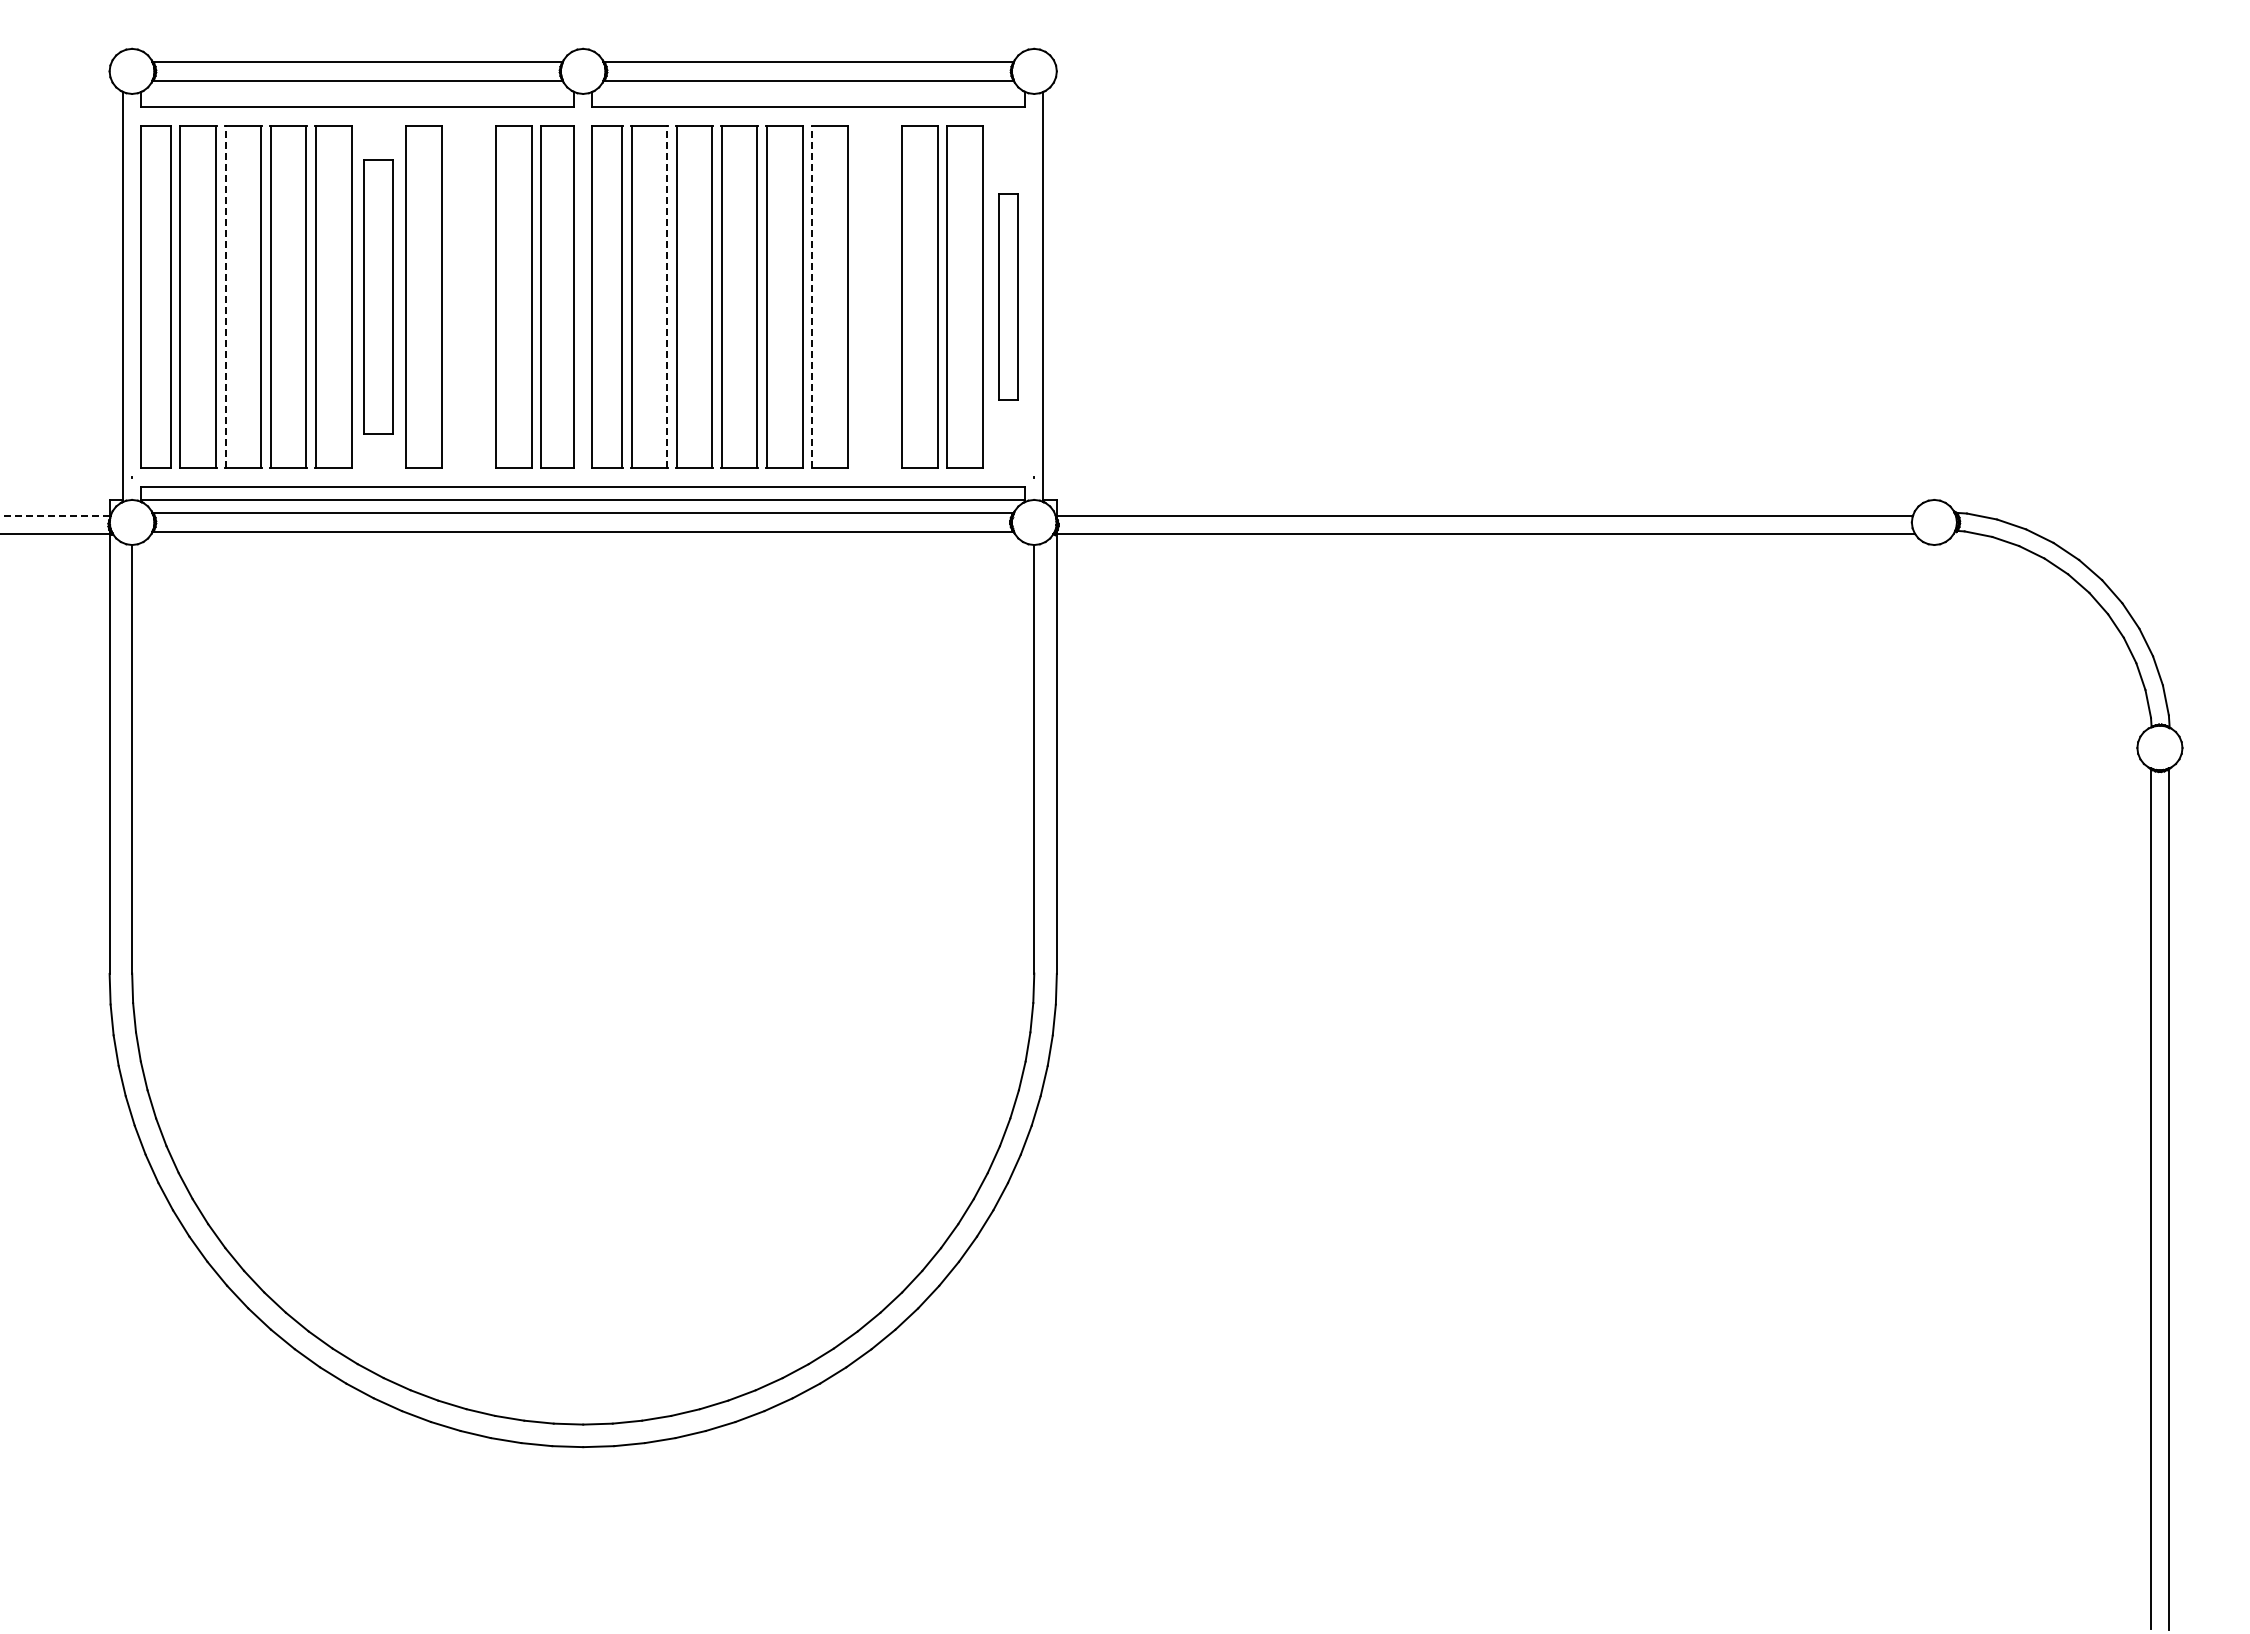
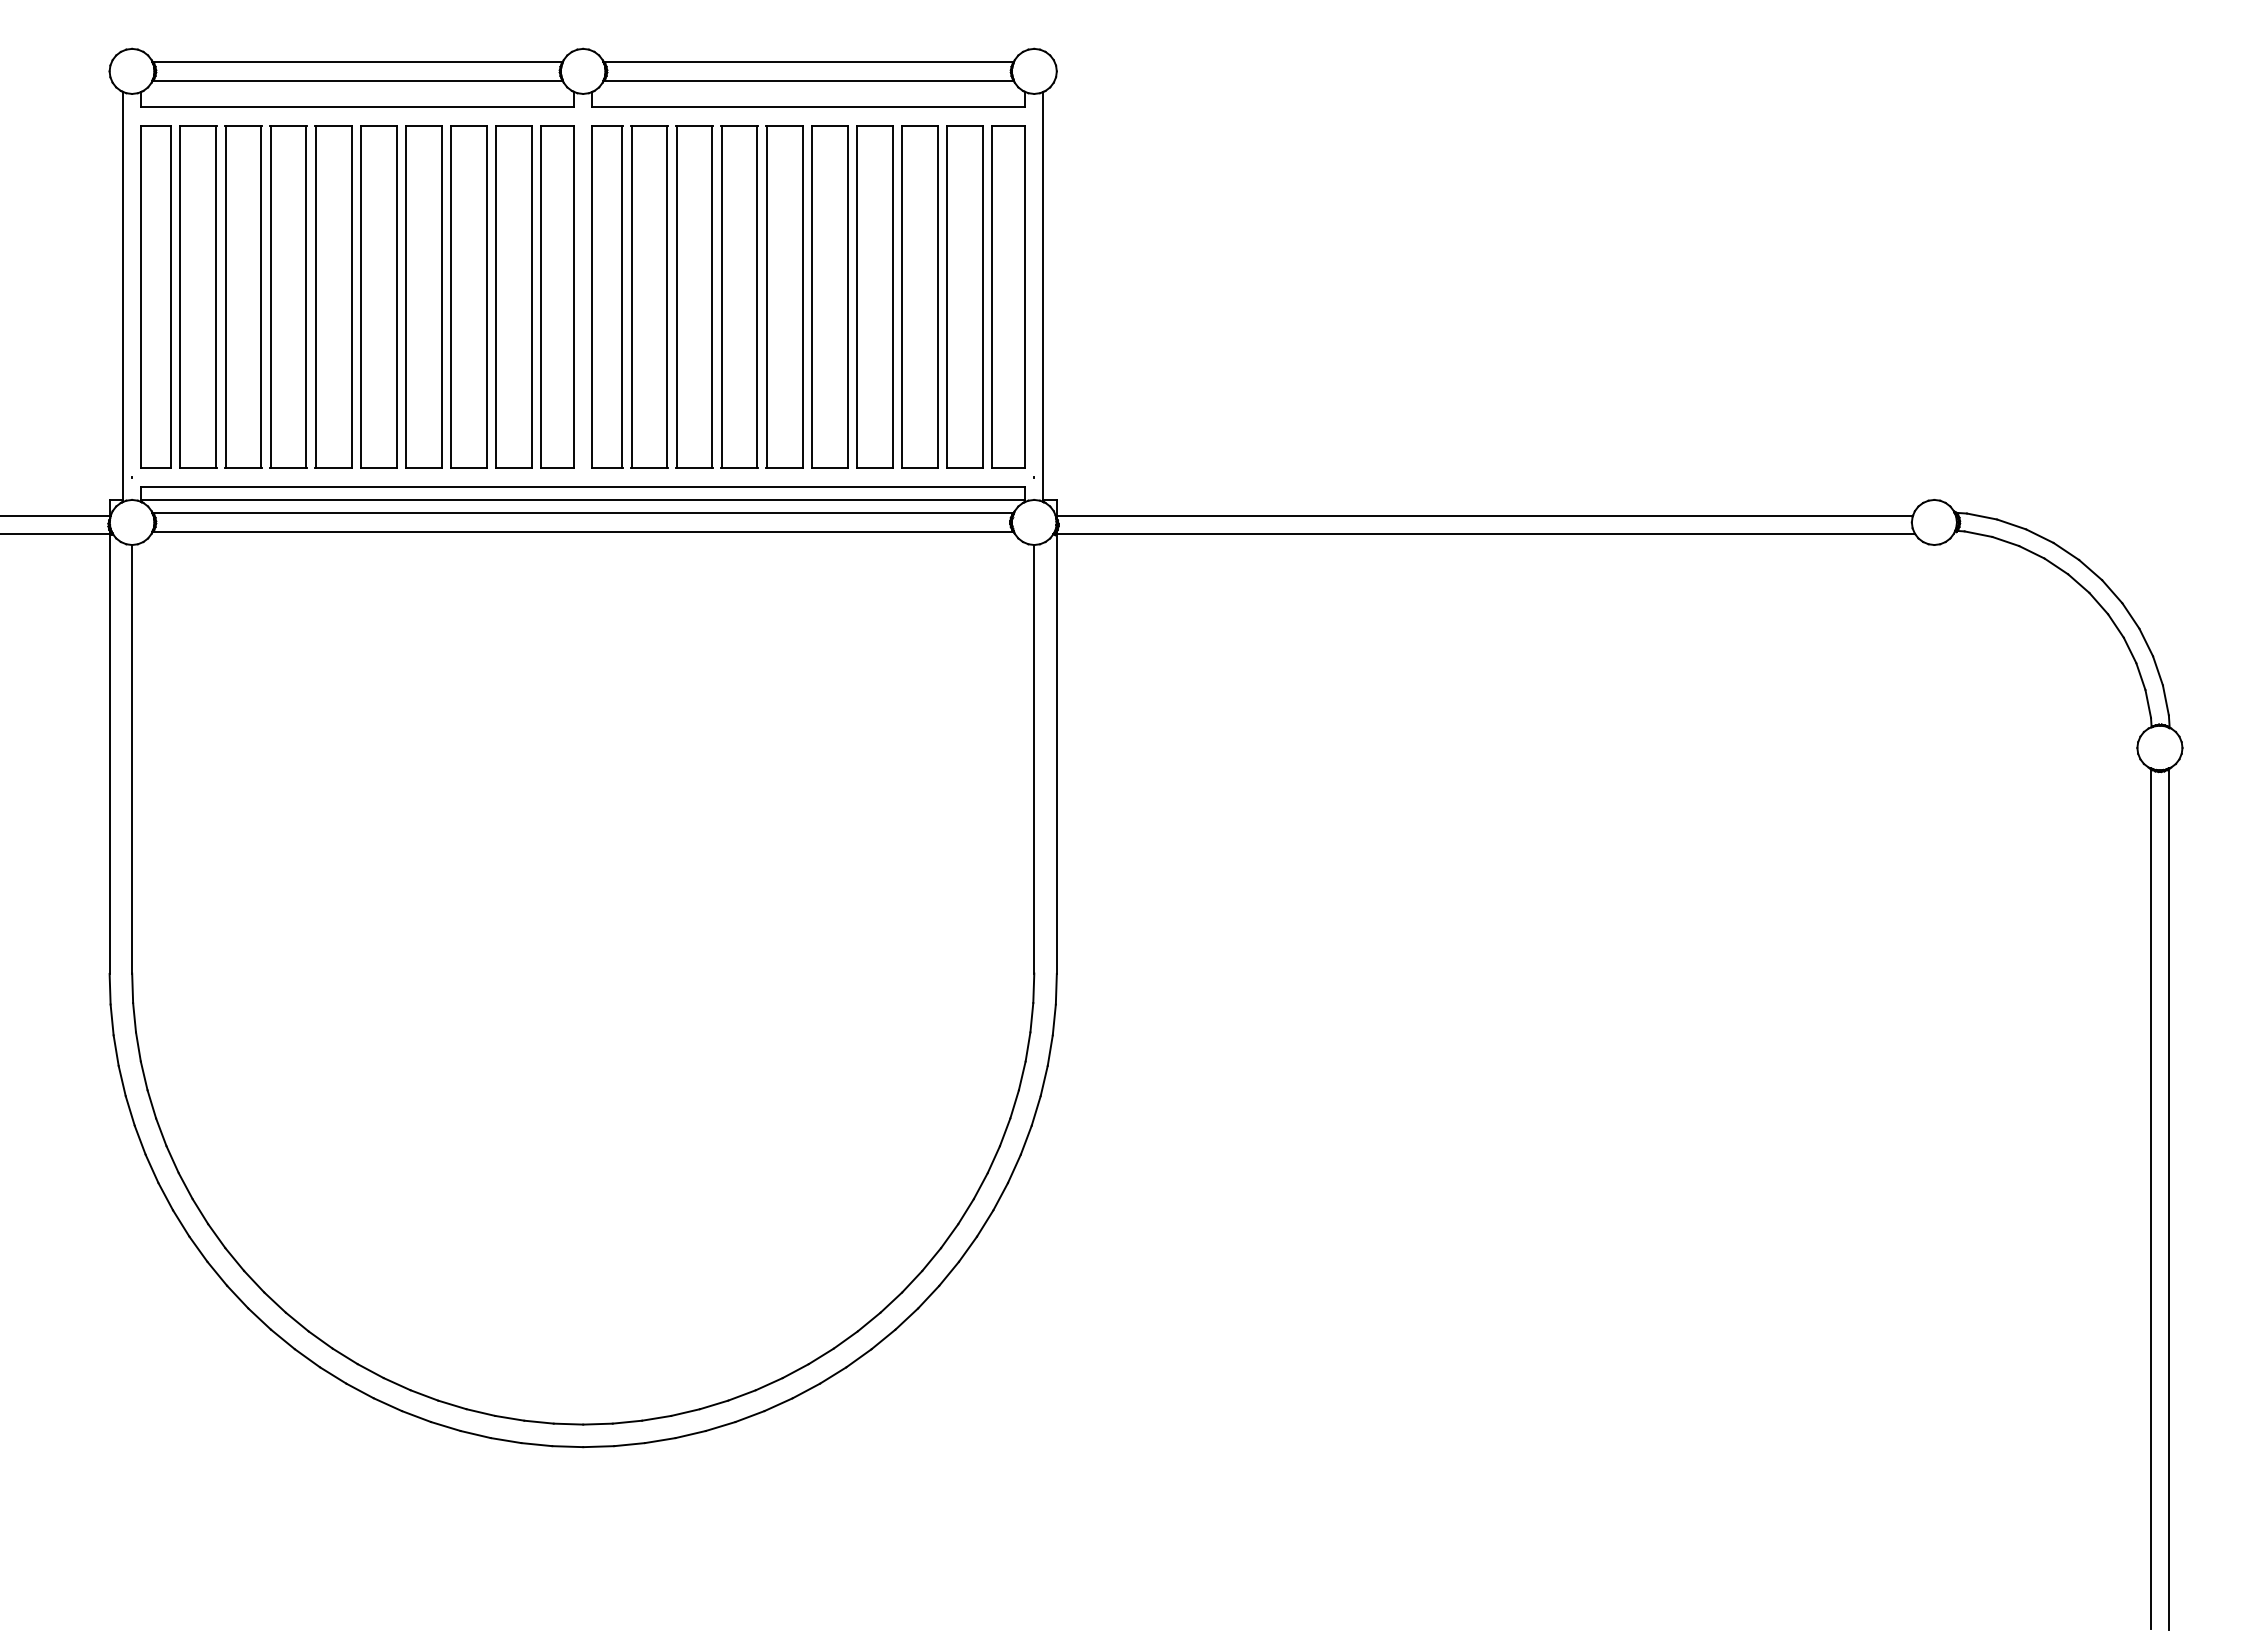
line: dashed -> solid (225, 296)
part size: 31x276 px -> 38x344 px (378, 296)
part: none -> present (468, 296)
line: dashed -> solid (667, 296)
line: dashed -> solid (811, 296)
part: none -> present (874, 296)
part size: 21x208 px -> 35x344 px (1008, 296)
line: dashed -> solid (54, 515)
